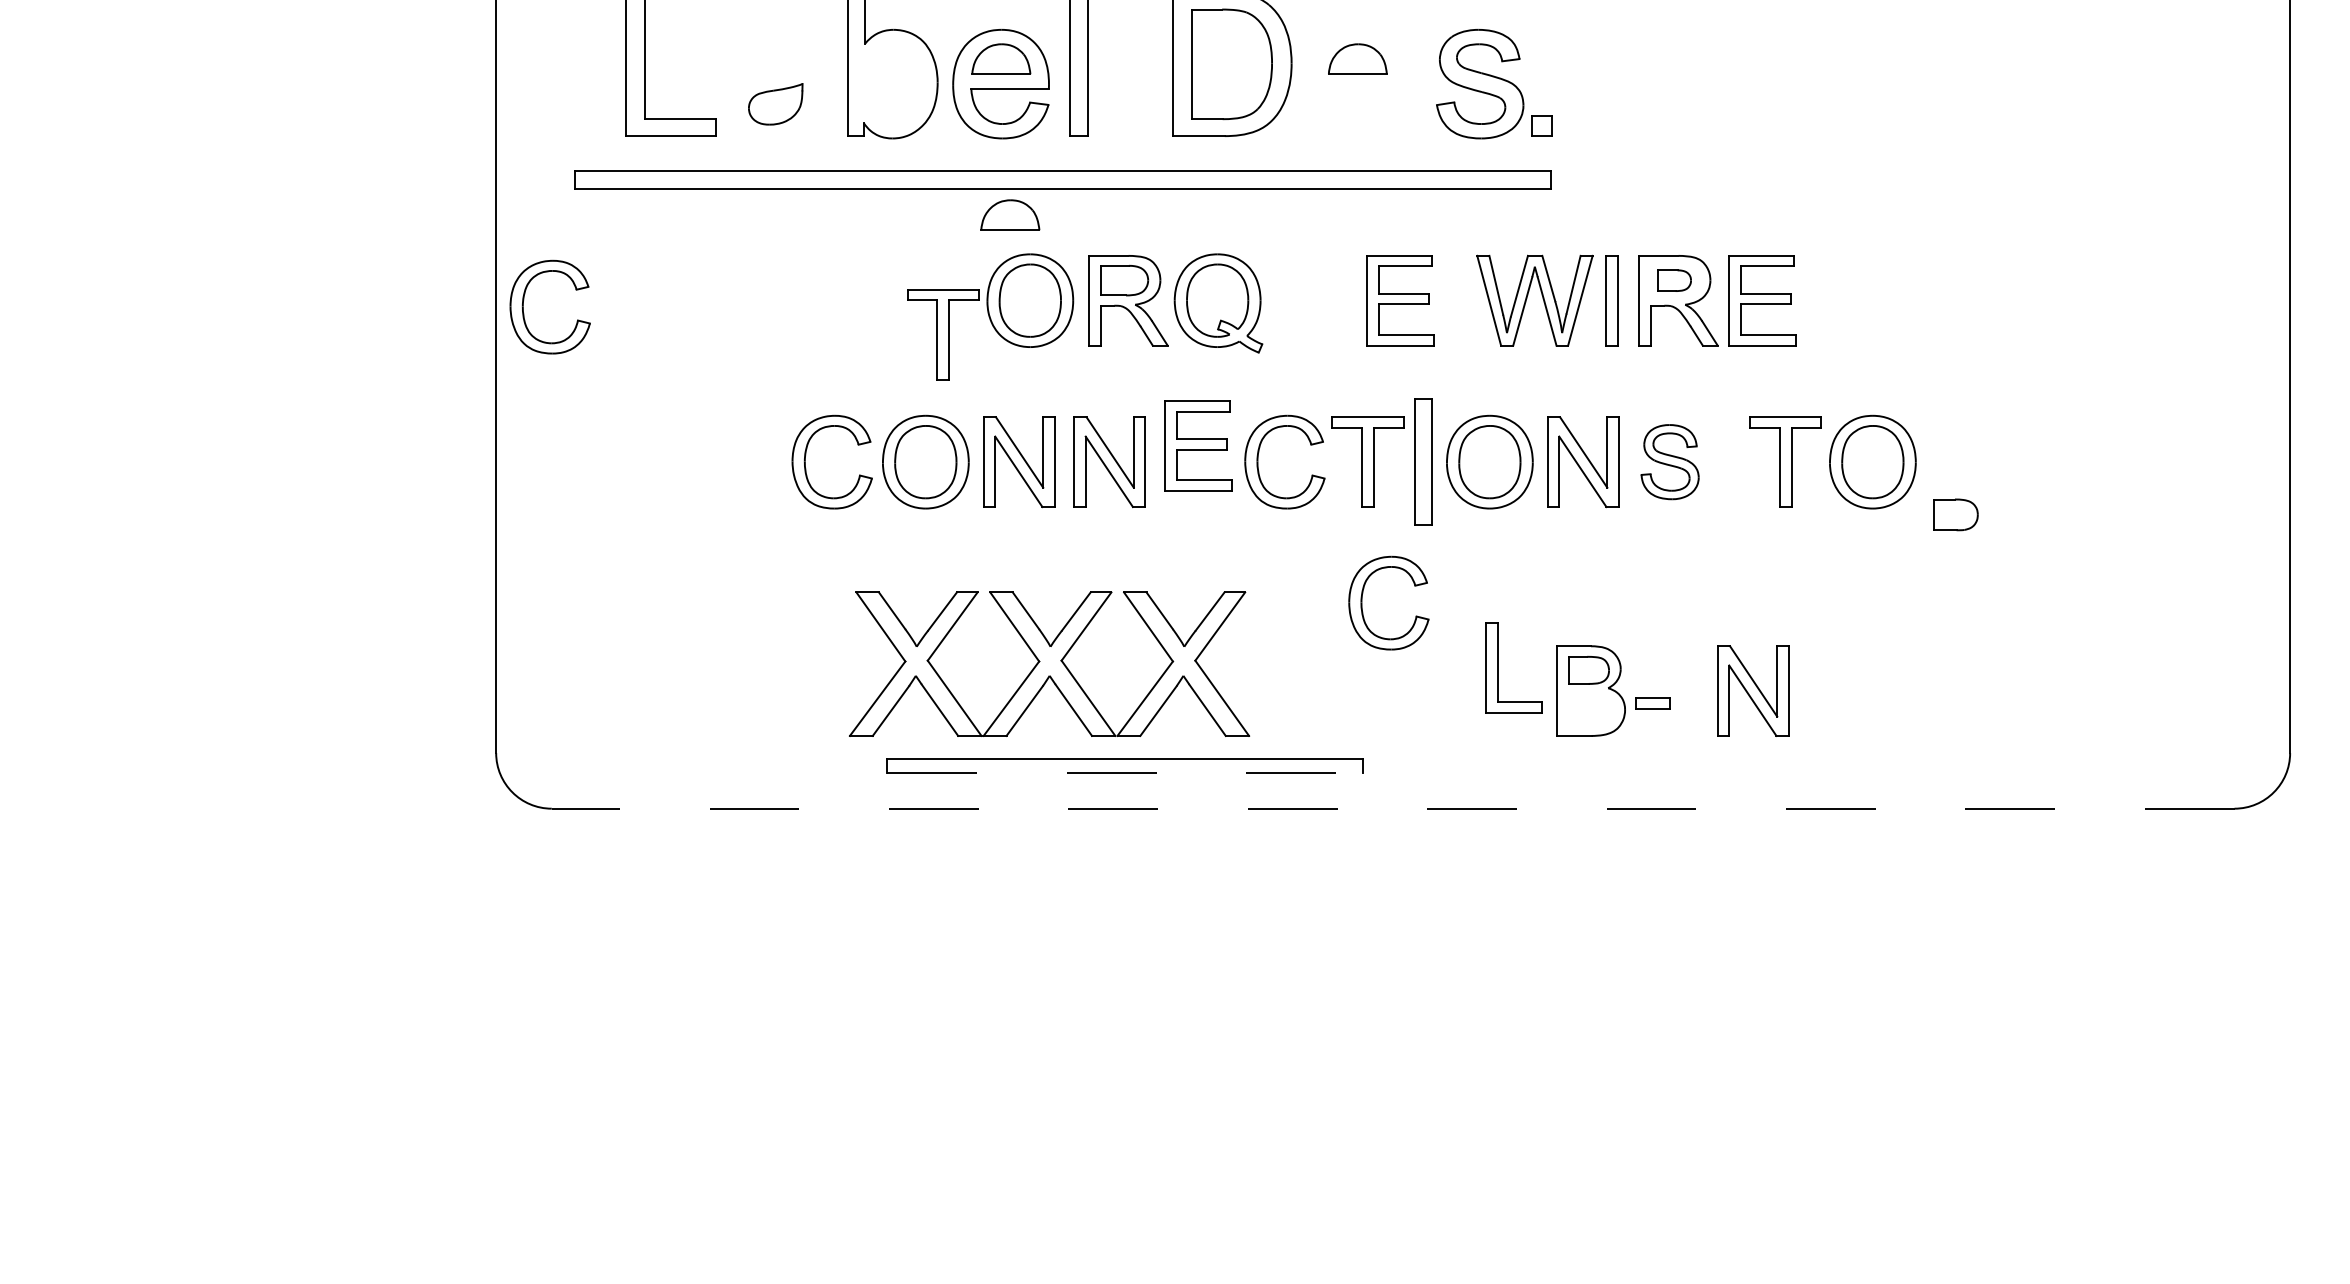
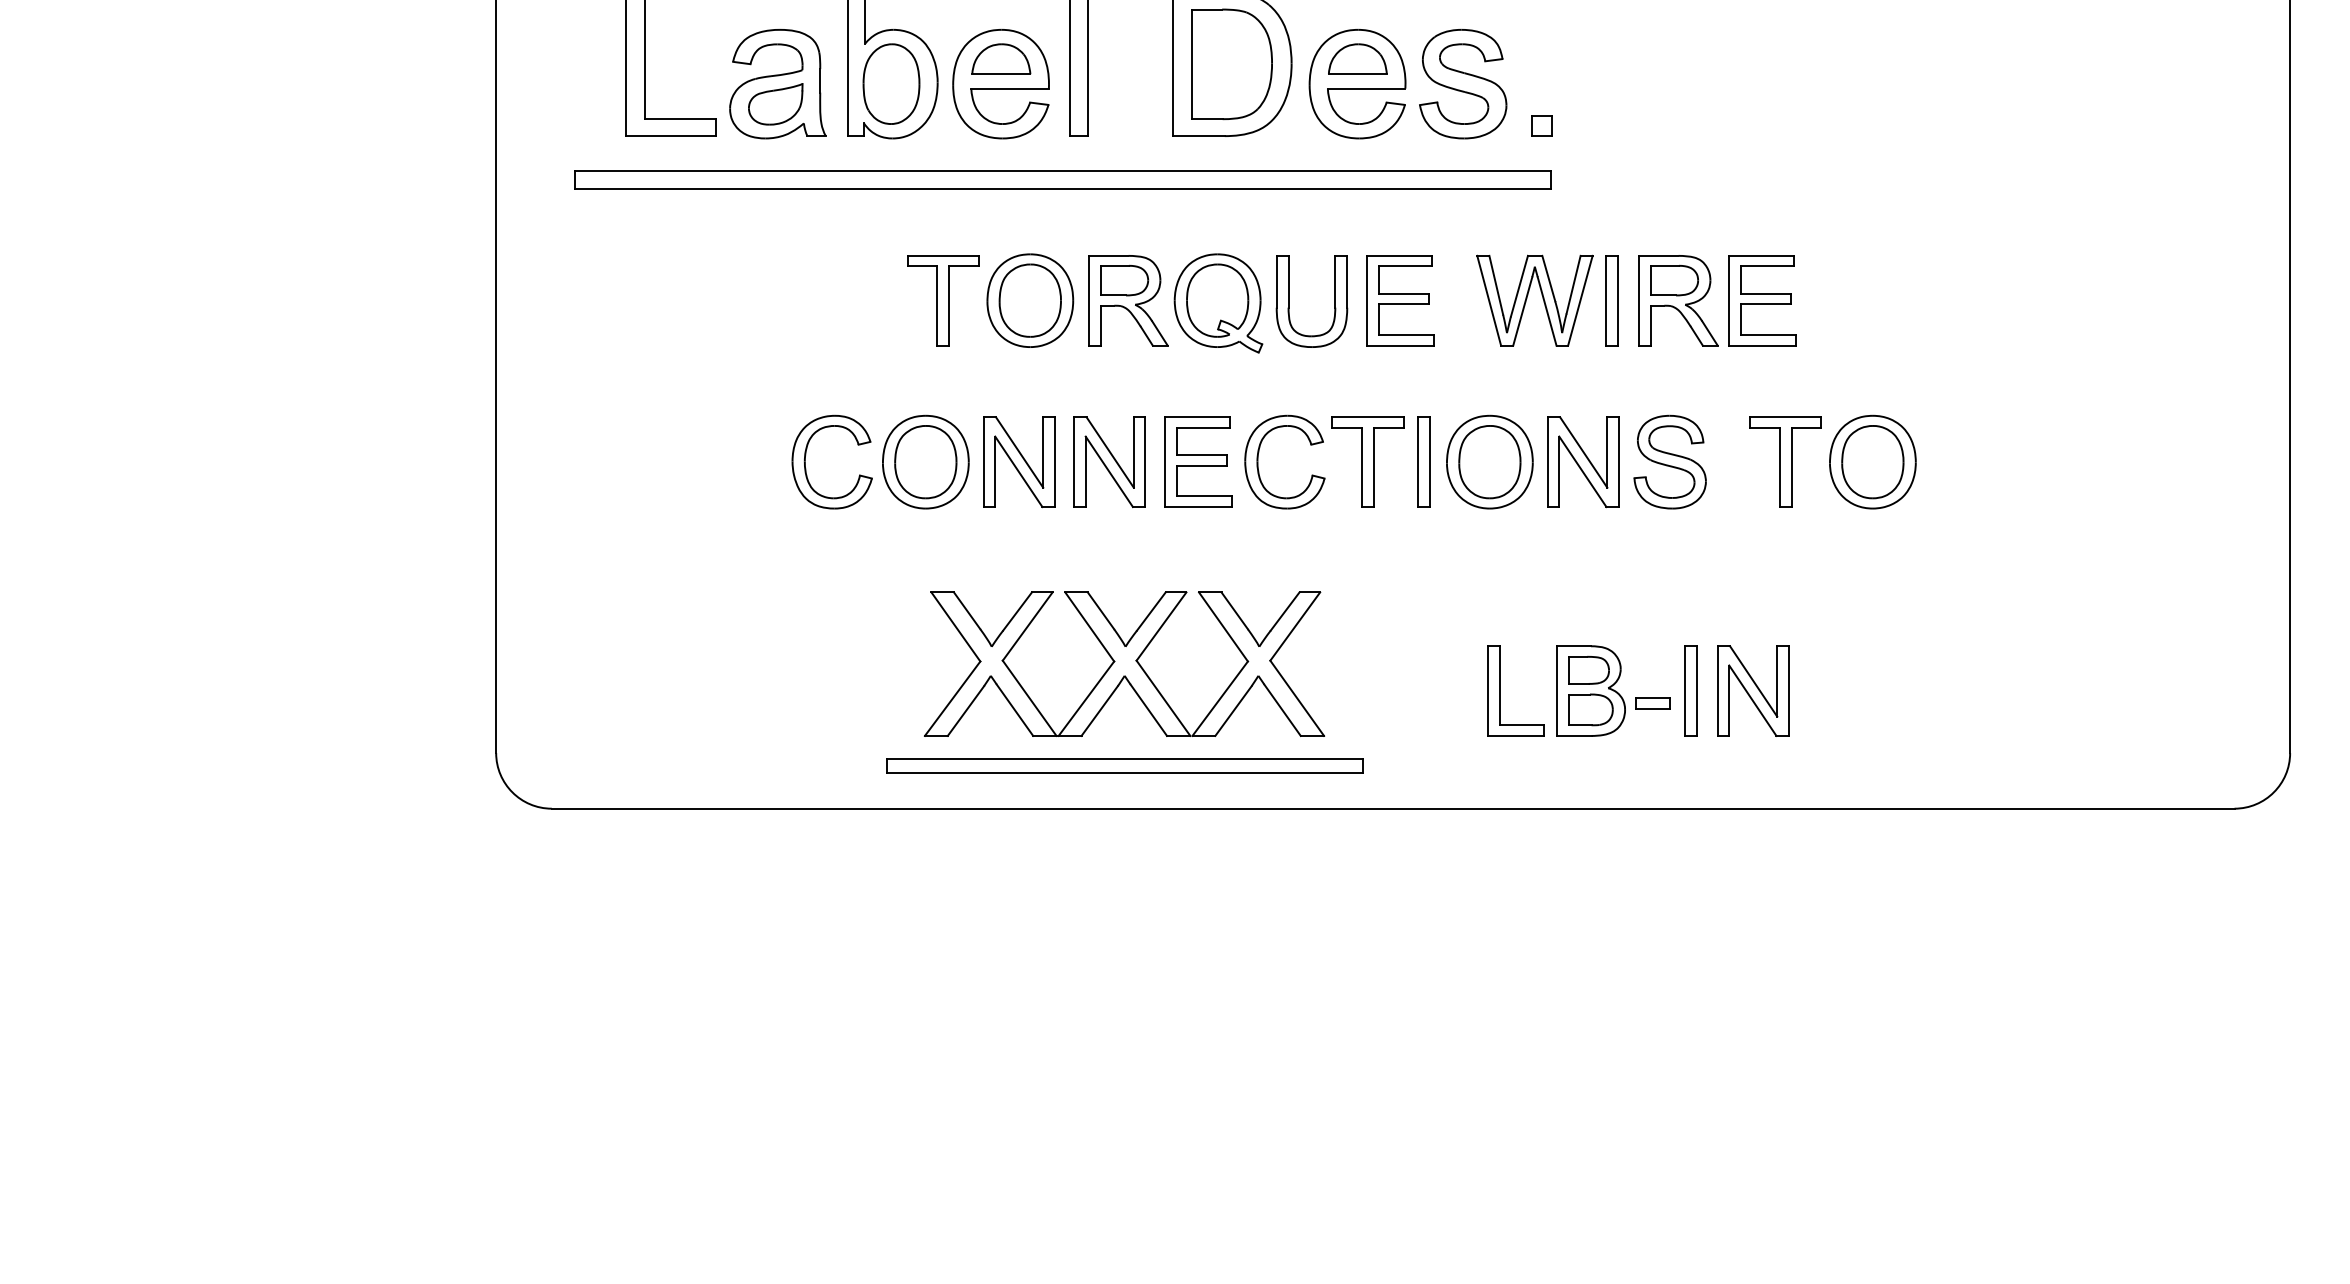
part: none -> present (891, 83)
part: none -> present (777, 84)
part: none -> present (1357, 84)
part position: (1480, 84) -> (1463, 84) (1463, 84)
part: present -> none (1010, 214)
part size: 35x23 px -> 49x32 px (1674, 280)
part: present -> none (524, 300)
part: none -> present (1289, 301)
part position: (943, 334) -> (943, 300) (943, 300)
part position: (1198, 445) -> (1198, 461) (1198, 461)
part size: 19x128 px -> 14x92 px (1423, 461)
part size: 60x77 px -> 74x96 px (1669, 461)
part position: (1955, 514) -> (1590, 709) (1590, 709)
part: present -> none (1362, 602)
part position: (1049, 663) -> (1124, 663) (1124, 663)
part position: (1498, 667) -> (1500, 690) (1500, 690)
part: none -> present (1690, 690)
line: dashed -> solid (1125, 772)
line: dashed -> solid (1392, 808)
